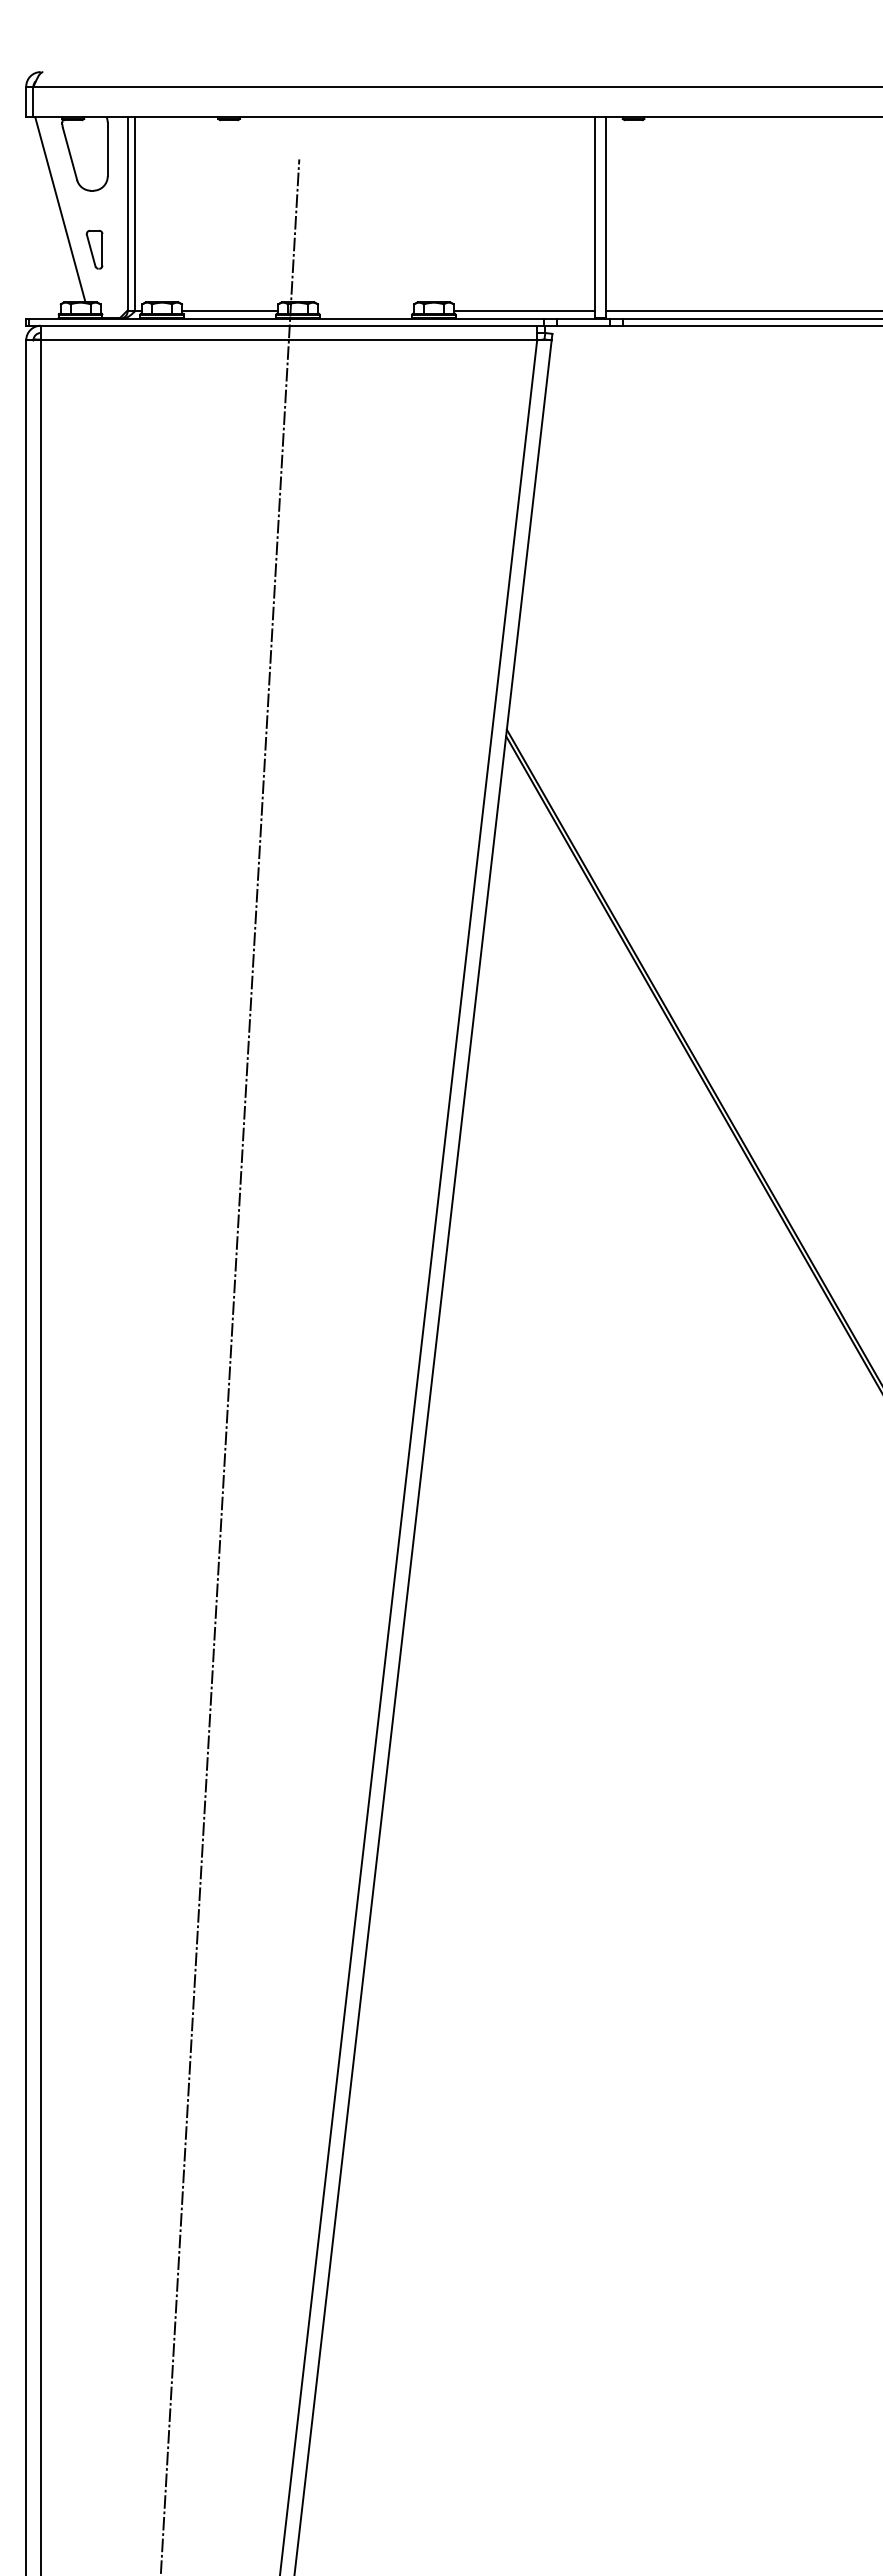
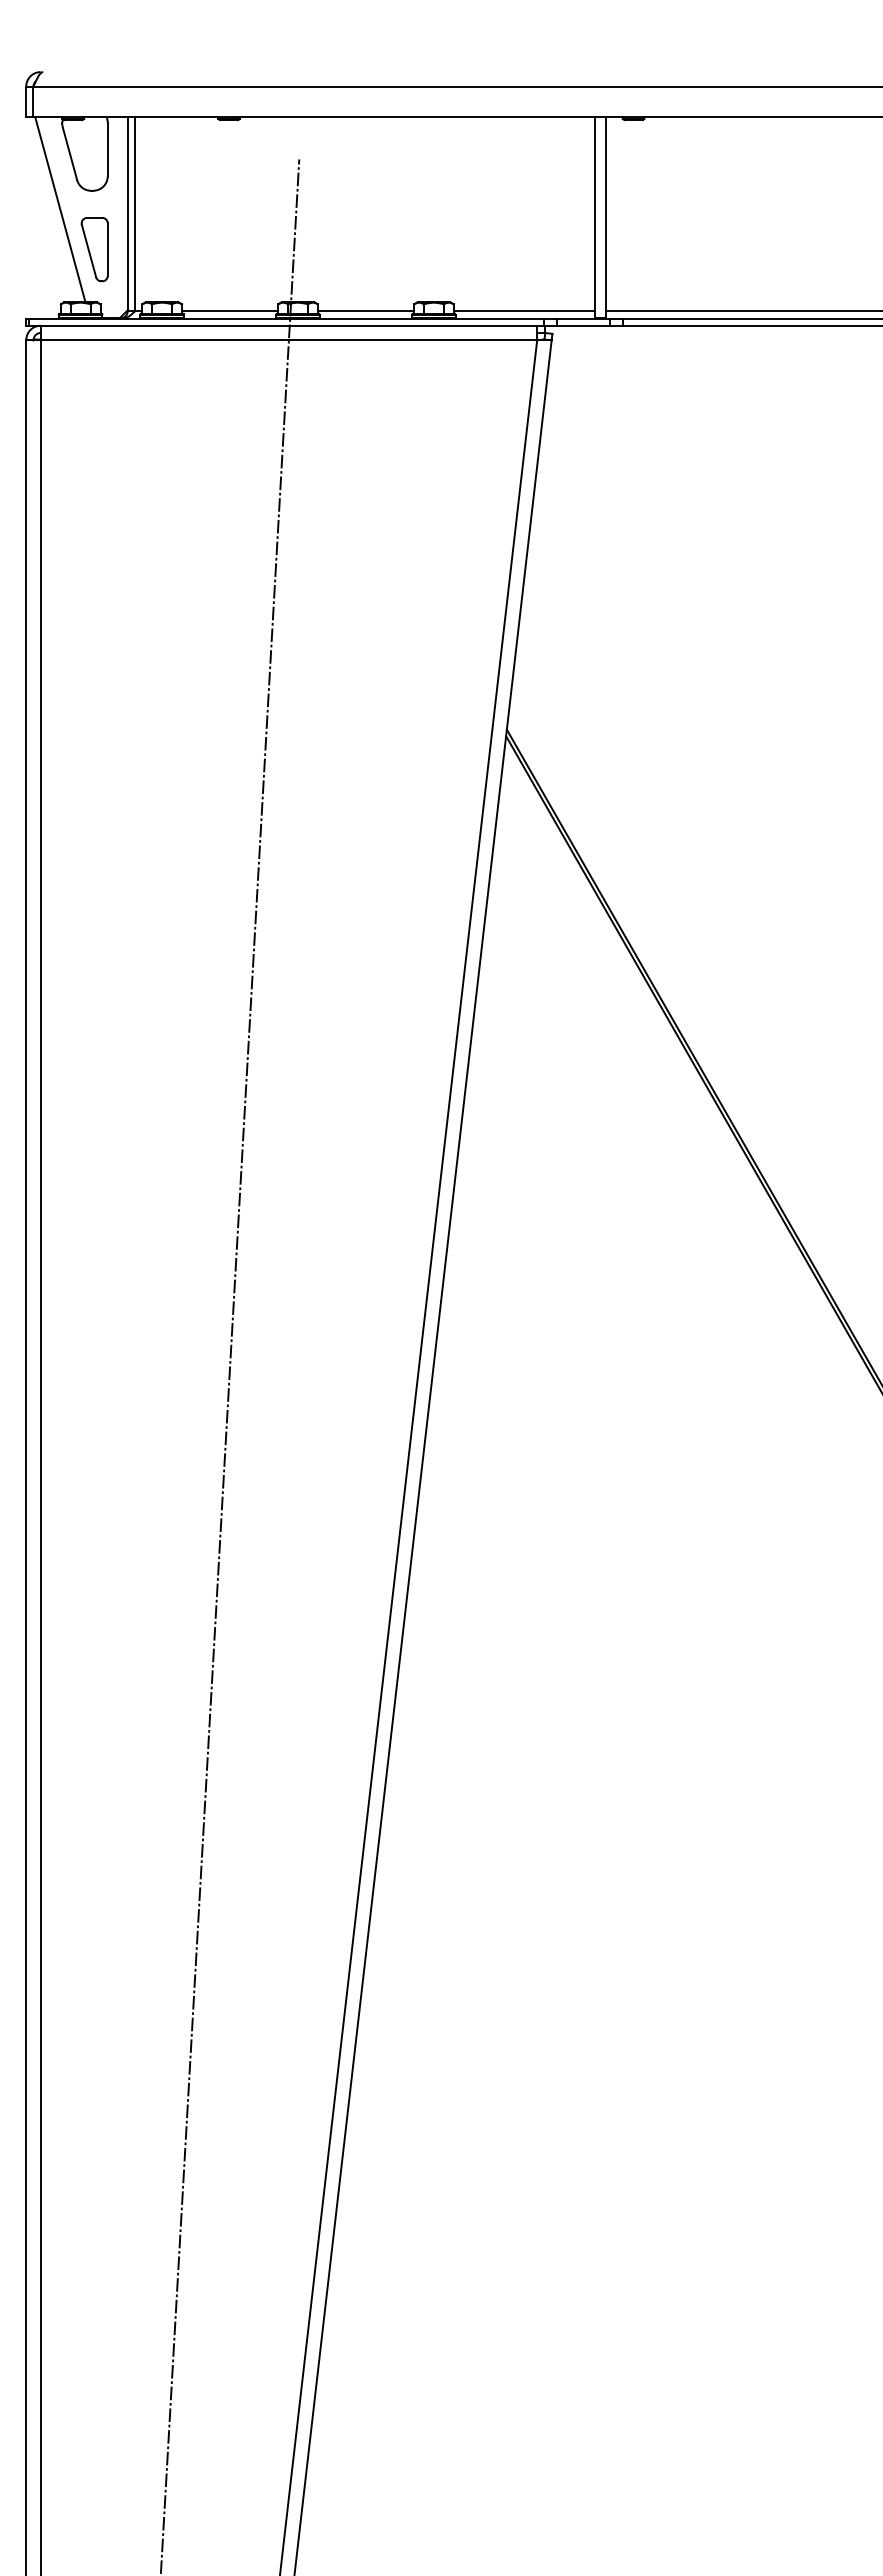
part size: 19x41 px -> 29x66 px (94, 249)
line: none -> present (365, 311)
